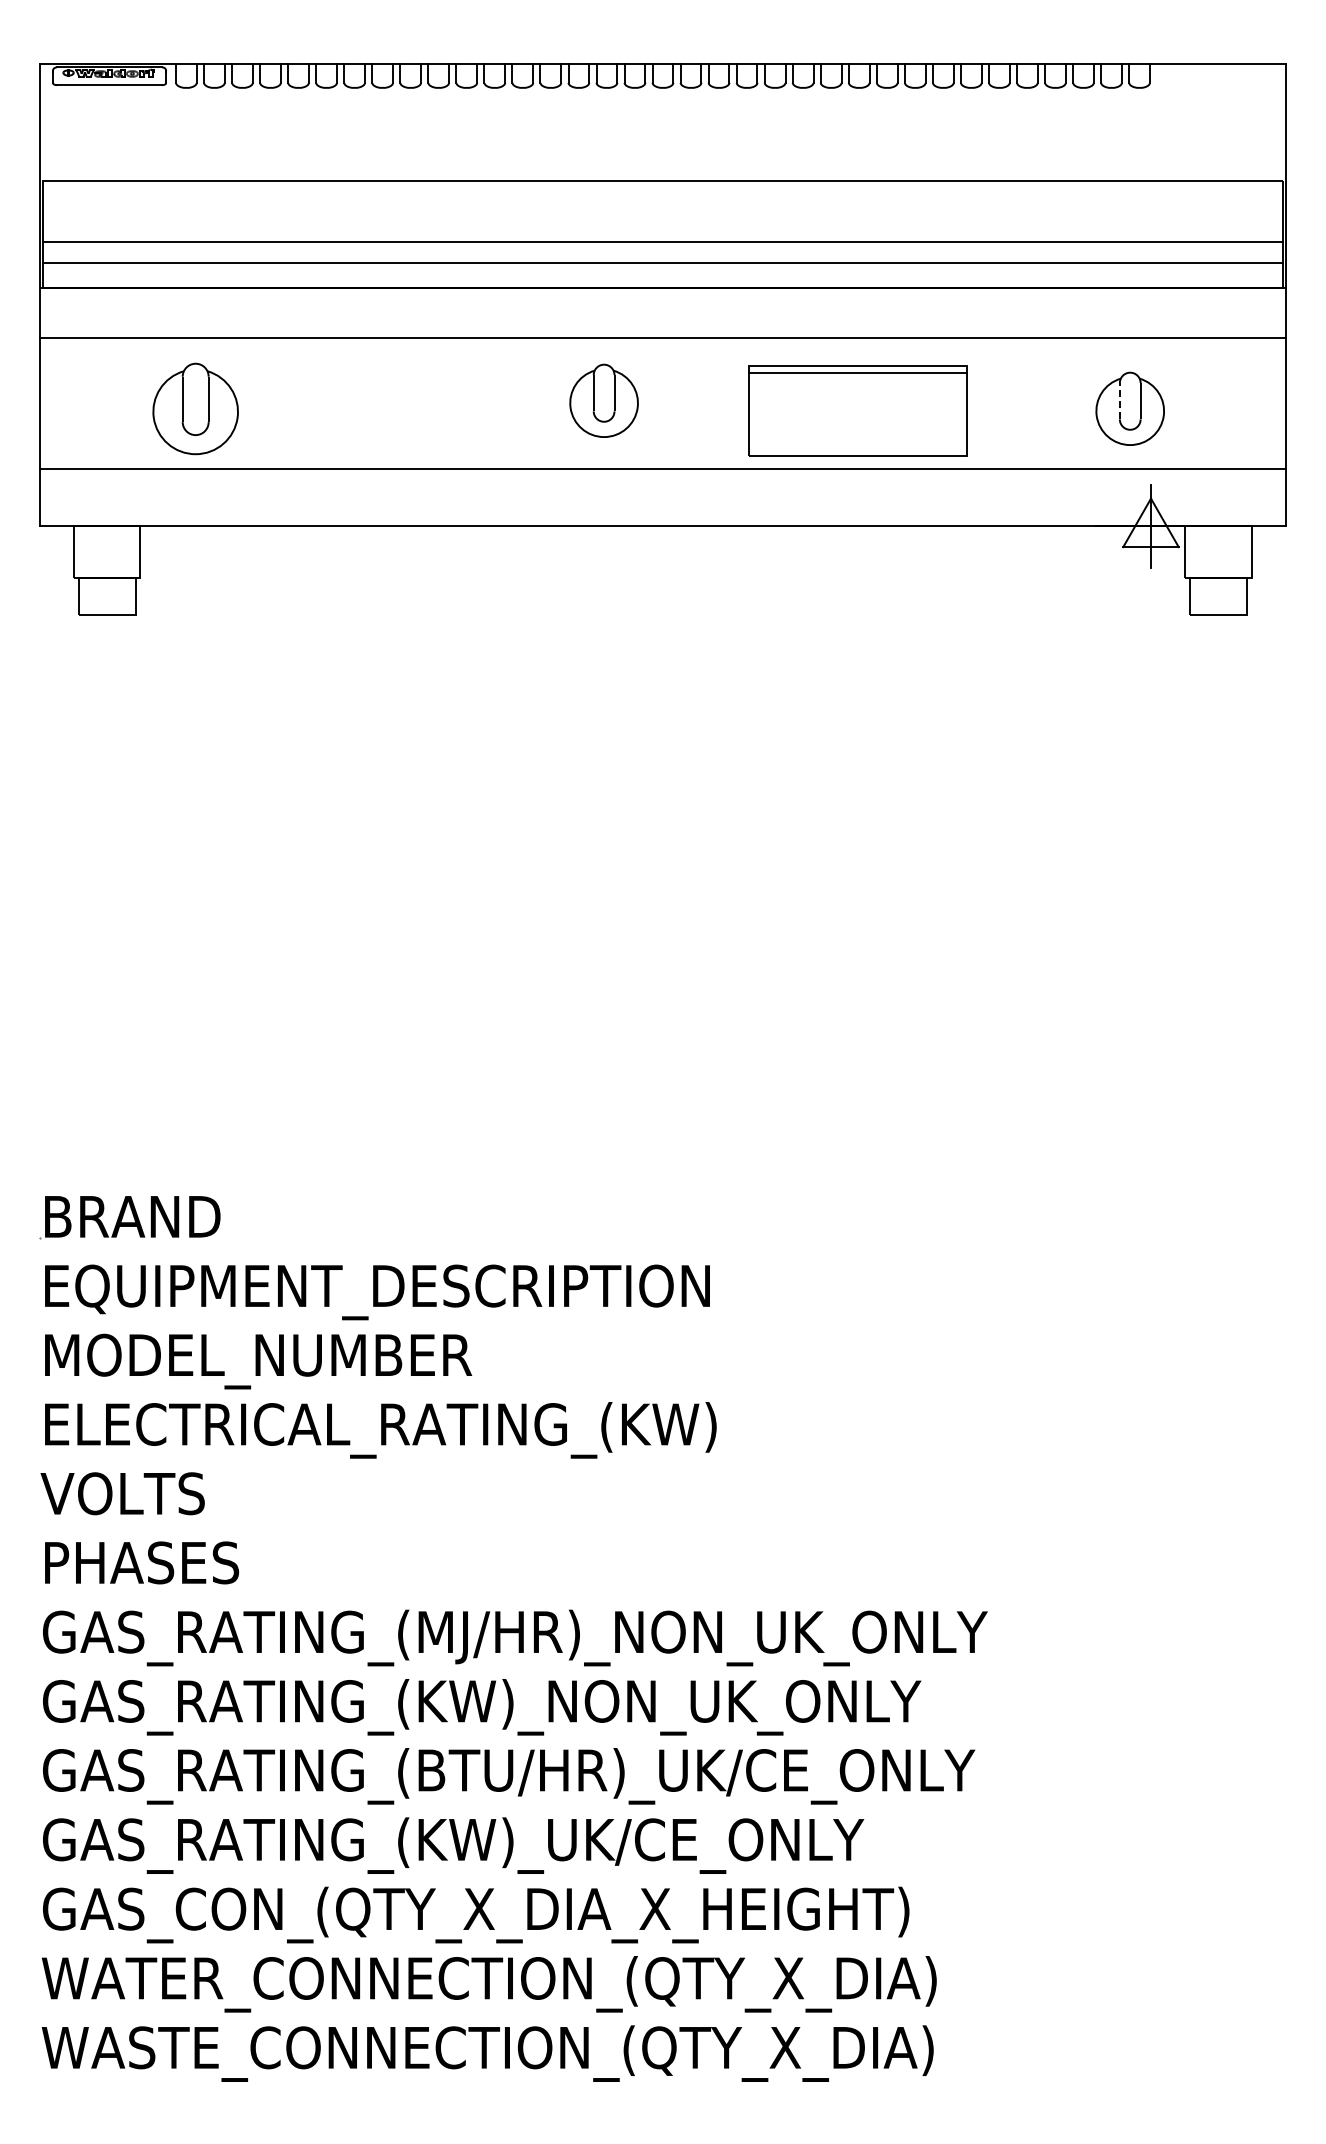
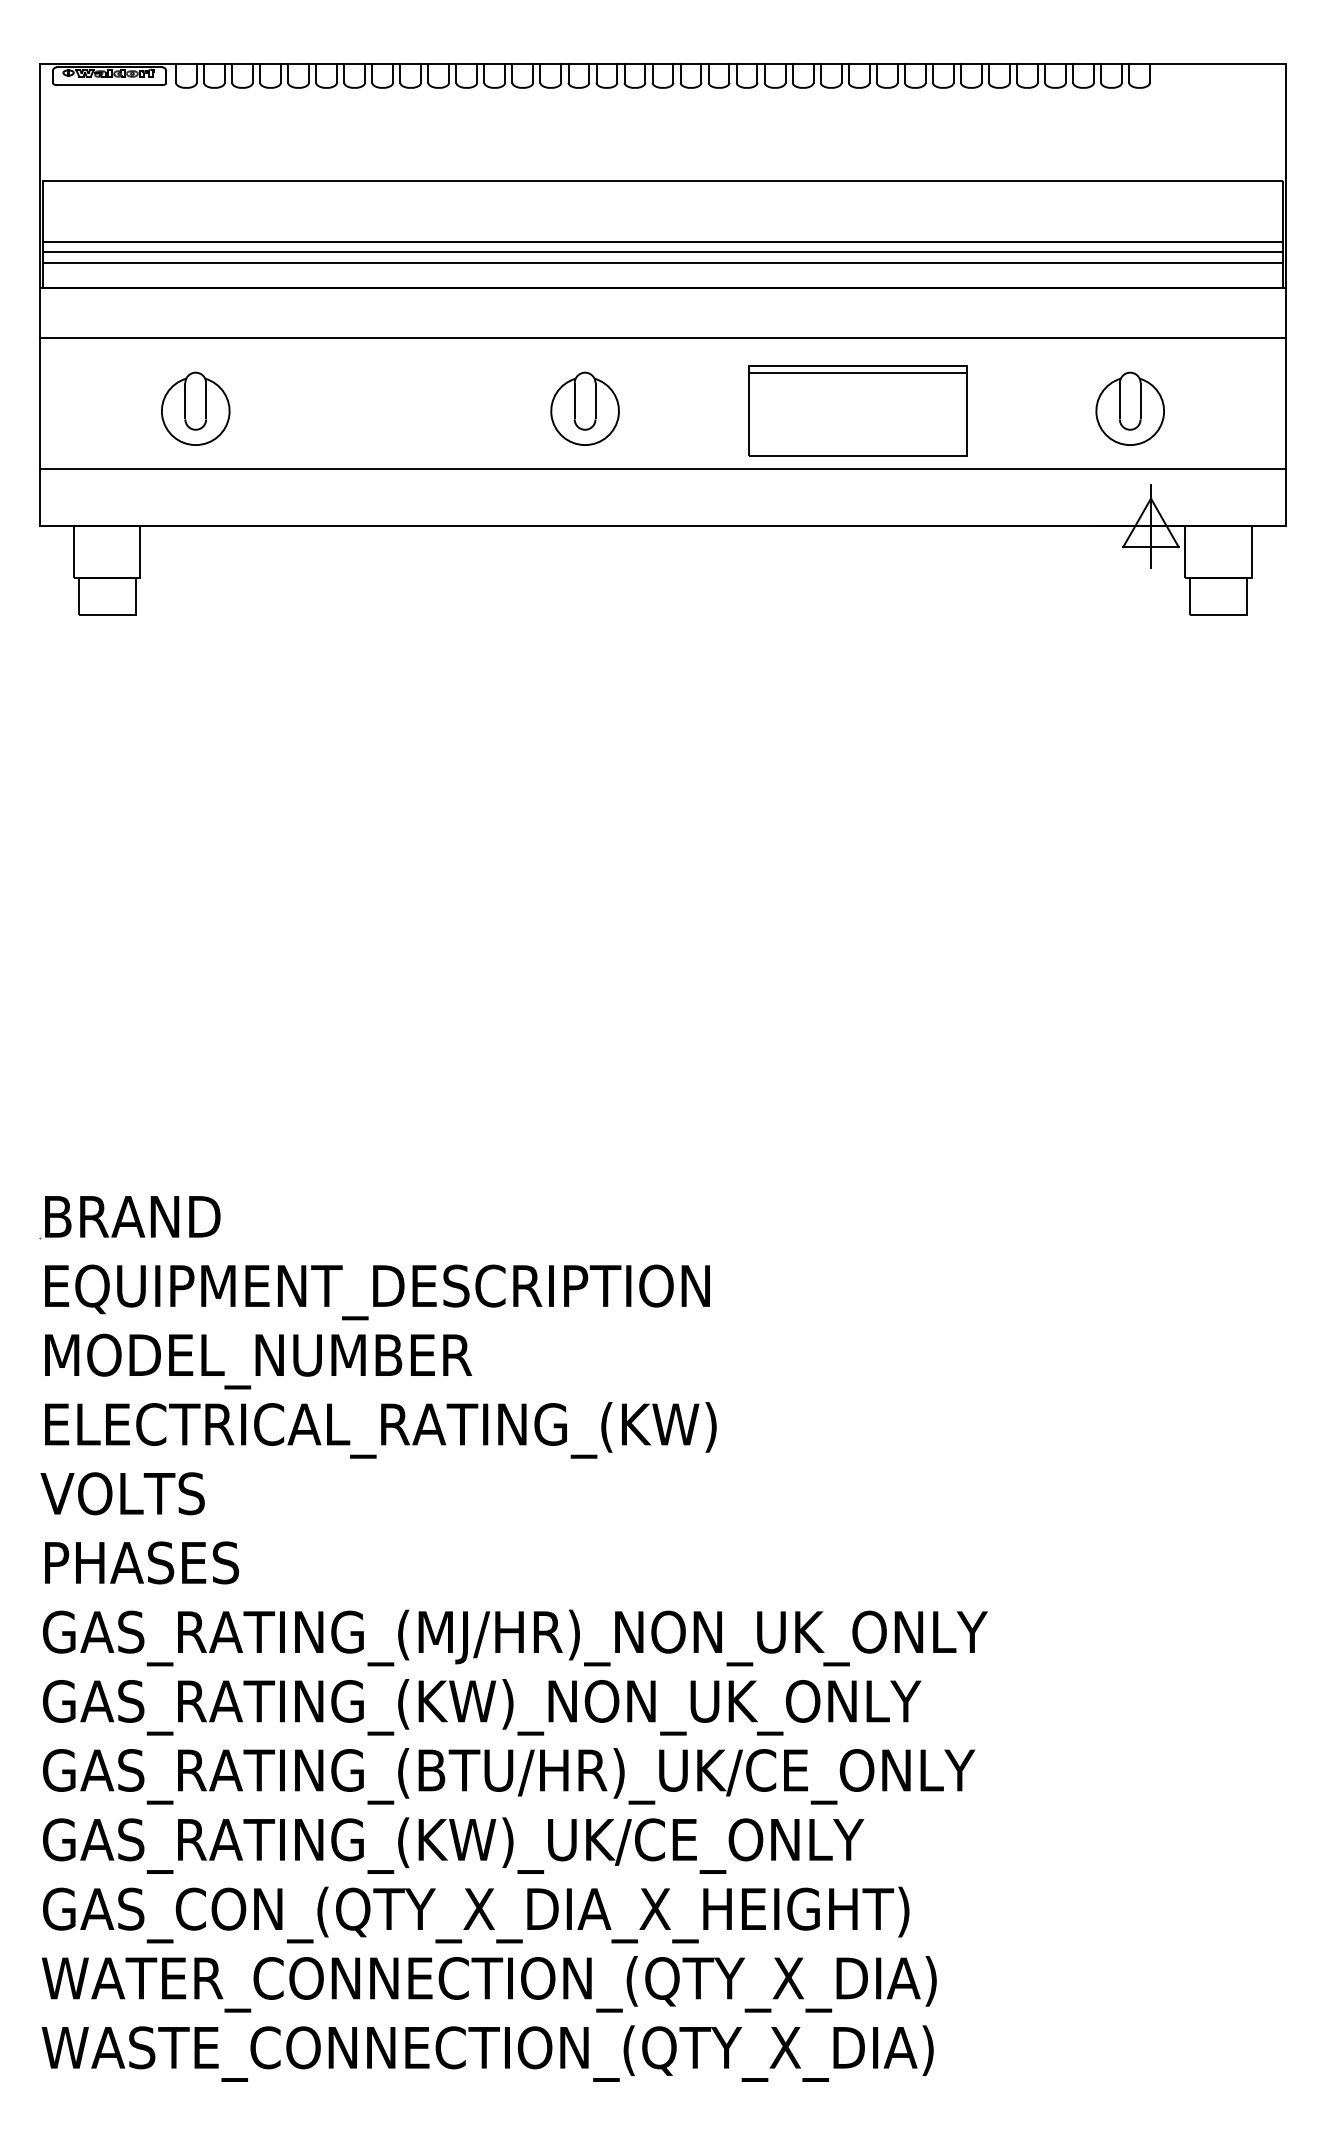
line: none -> present (662, 251)
part position: (603, 400) -> (584, 408) (584, 408)
line: dashed -> solid (1119, 400)
part size: 87x94 px -> 70x75 px (195, 408)
